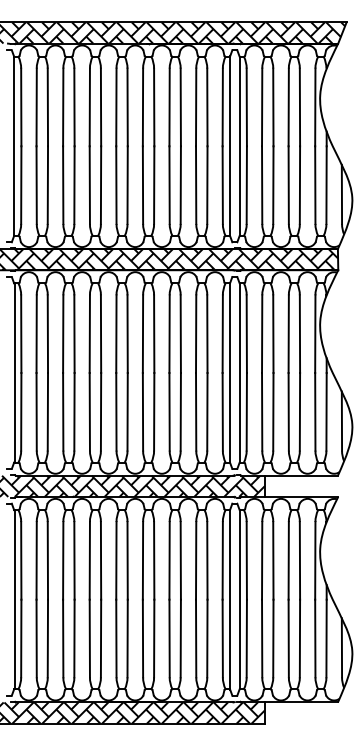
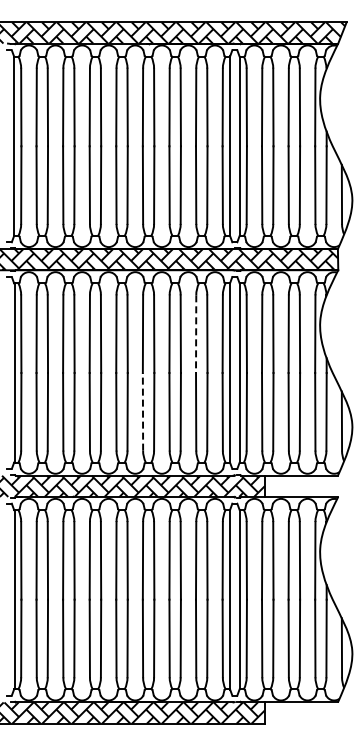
line: solid -> dashed (196, 334)
line: solid -> dashed (142, 411)
